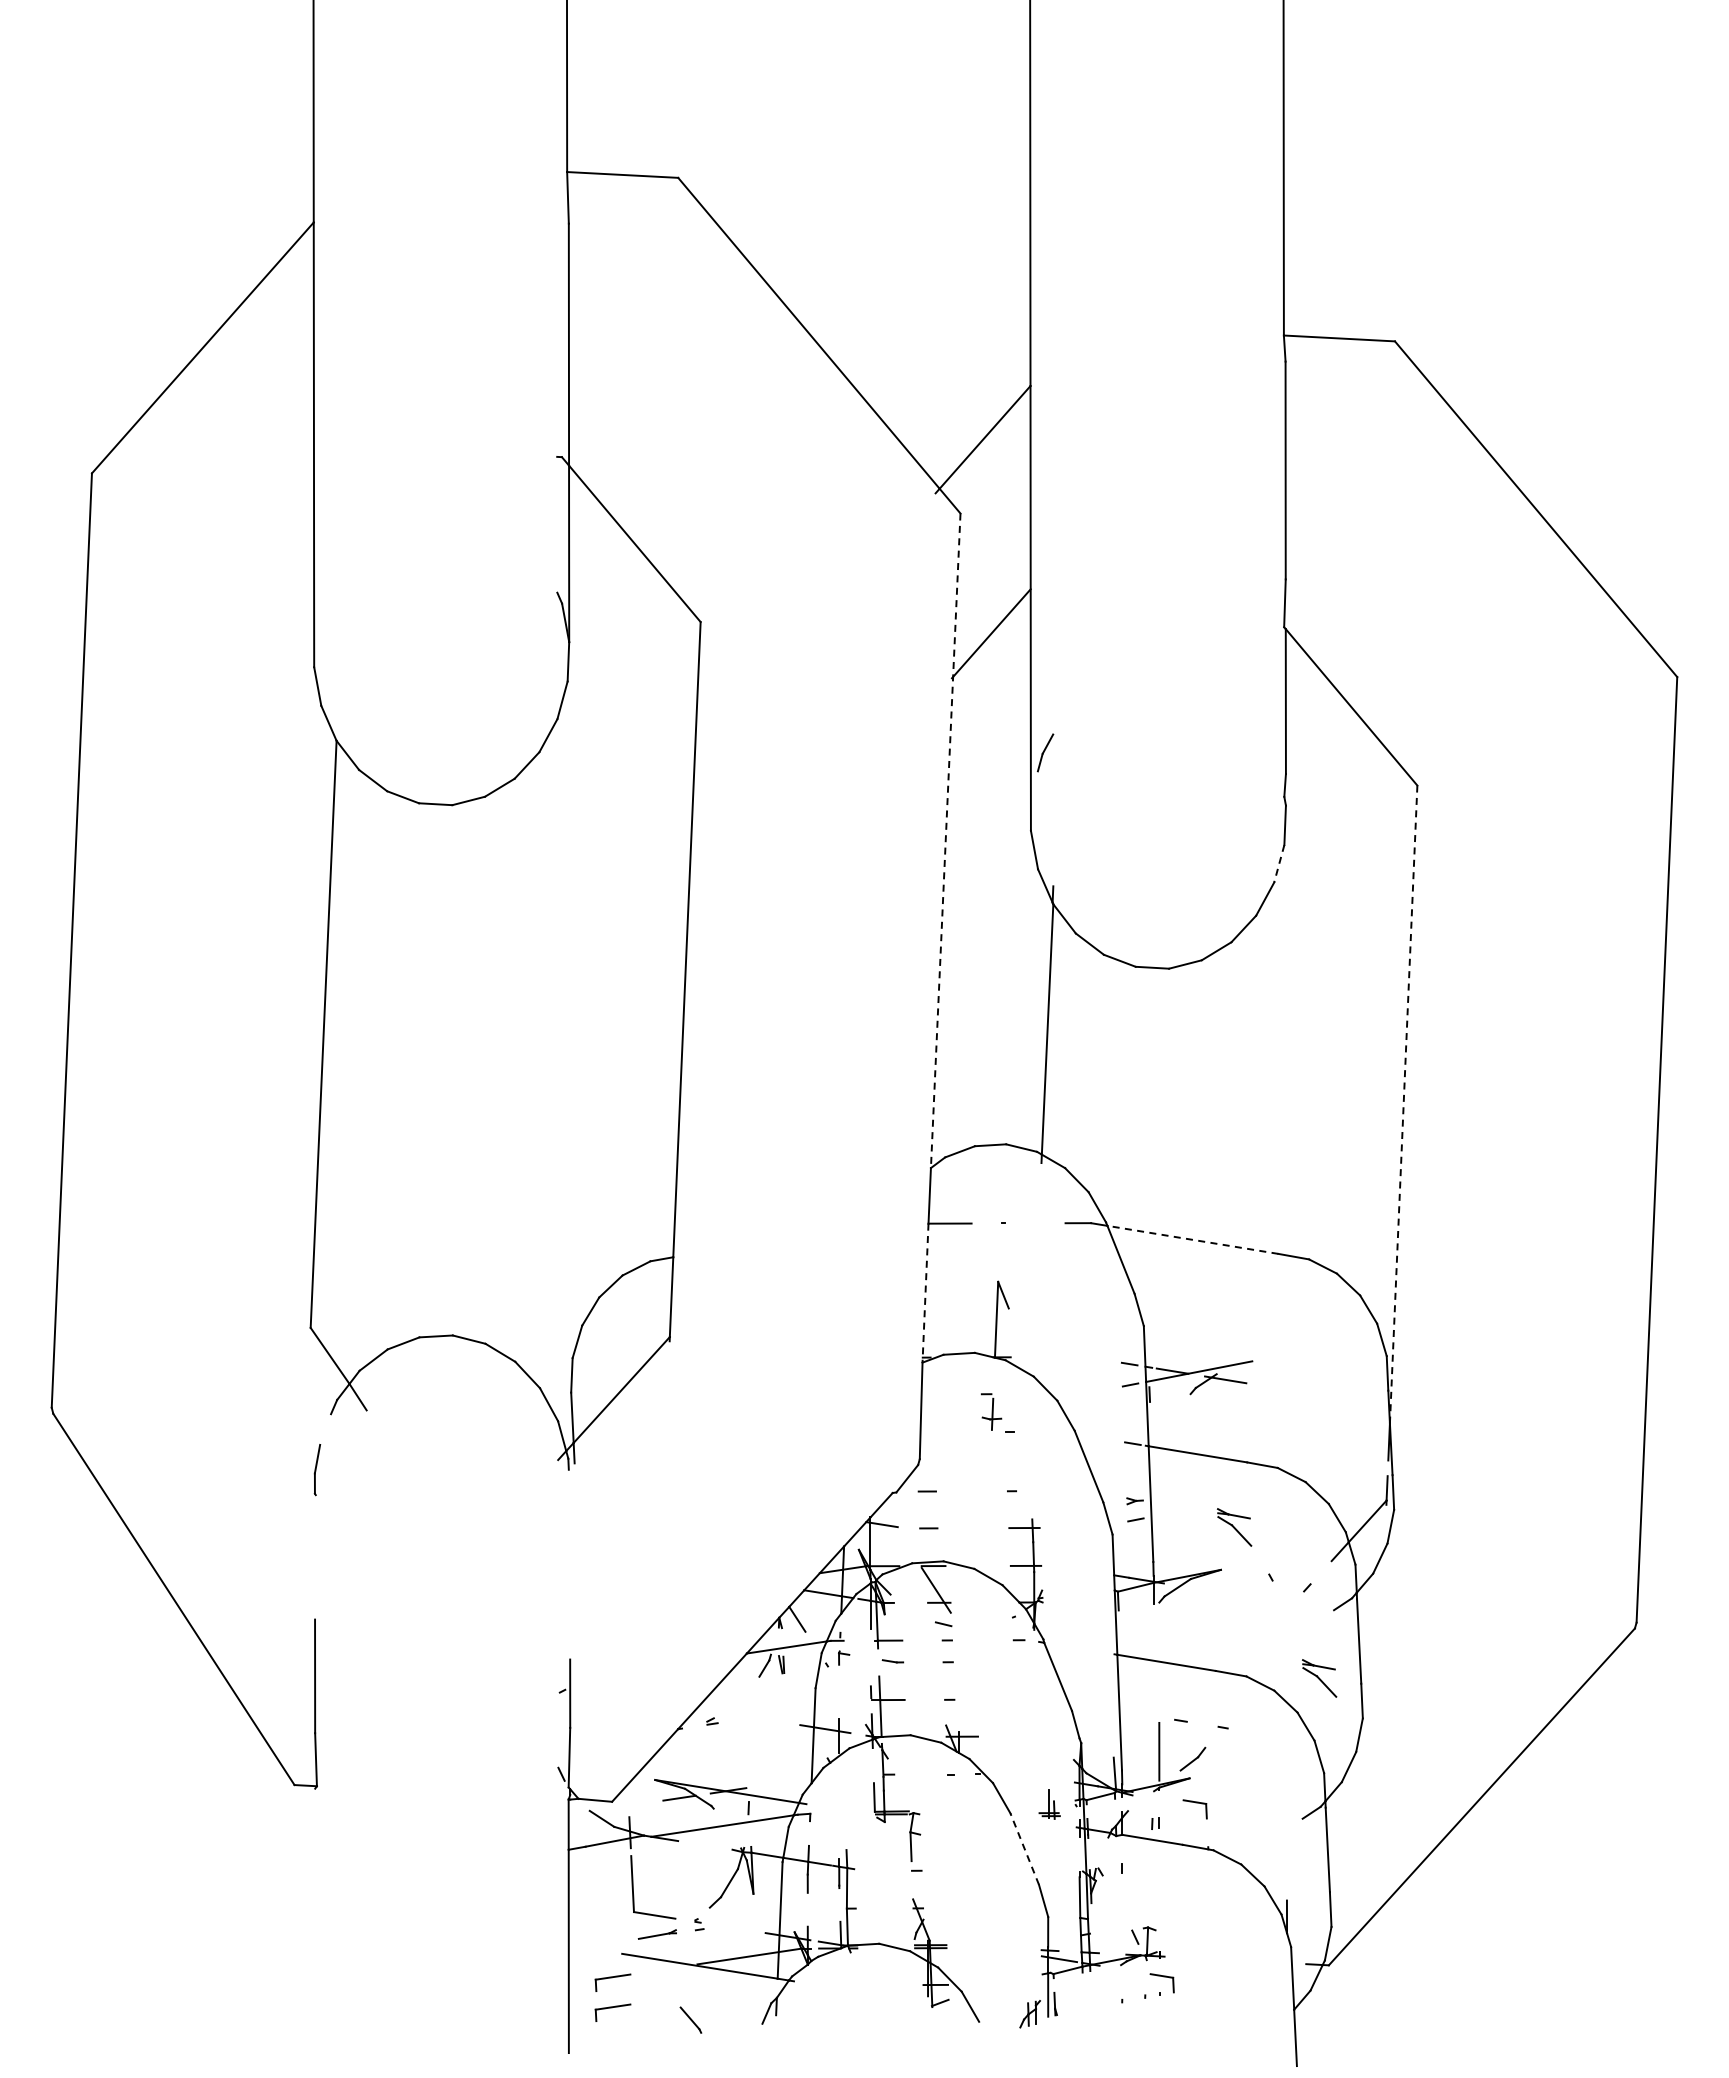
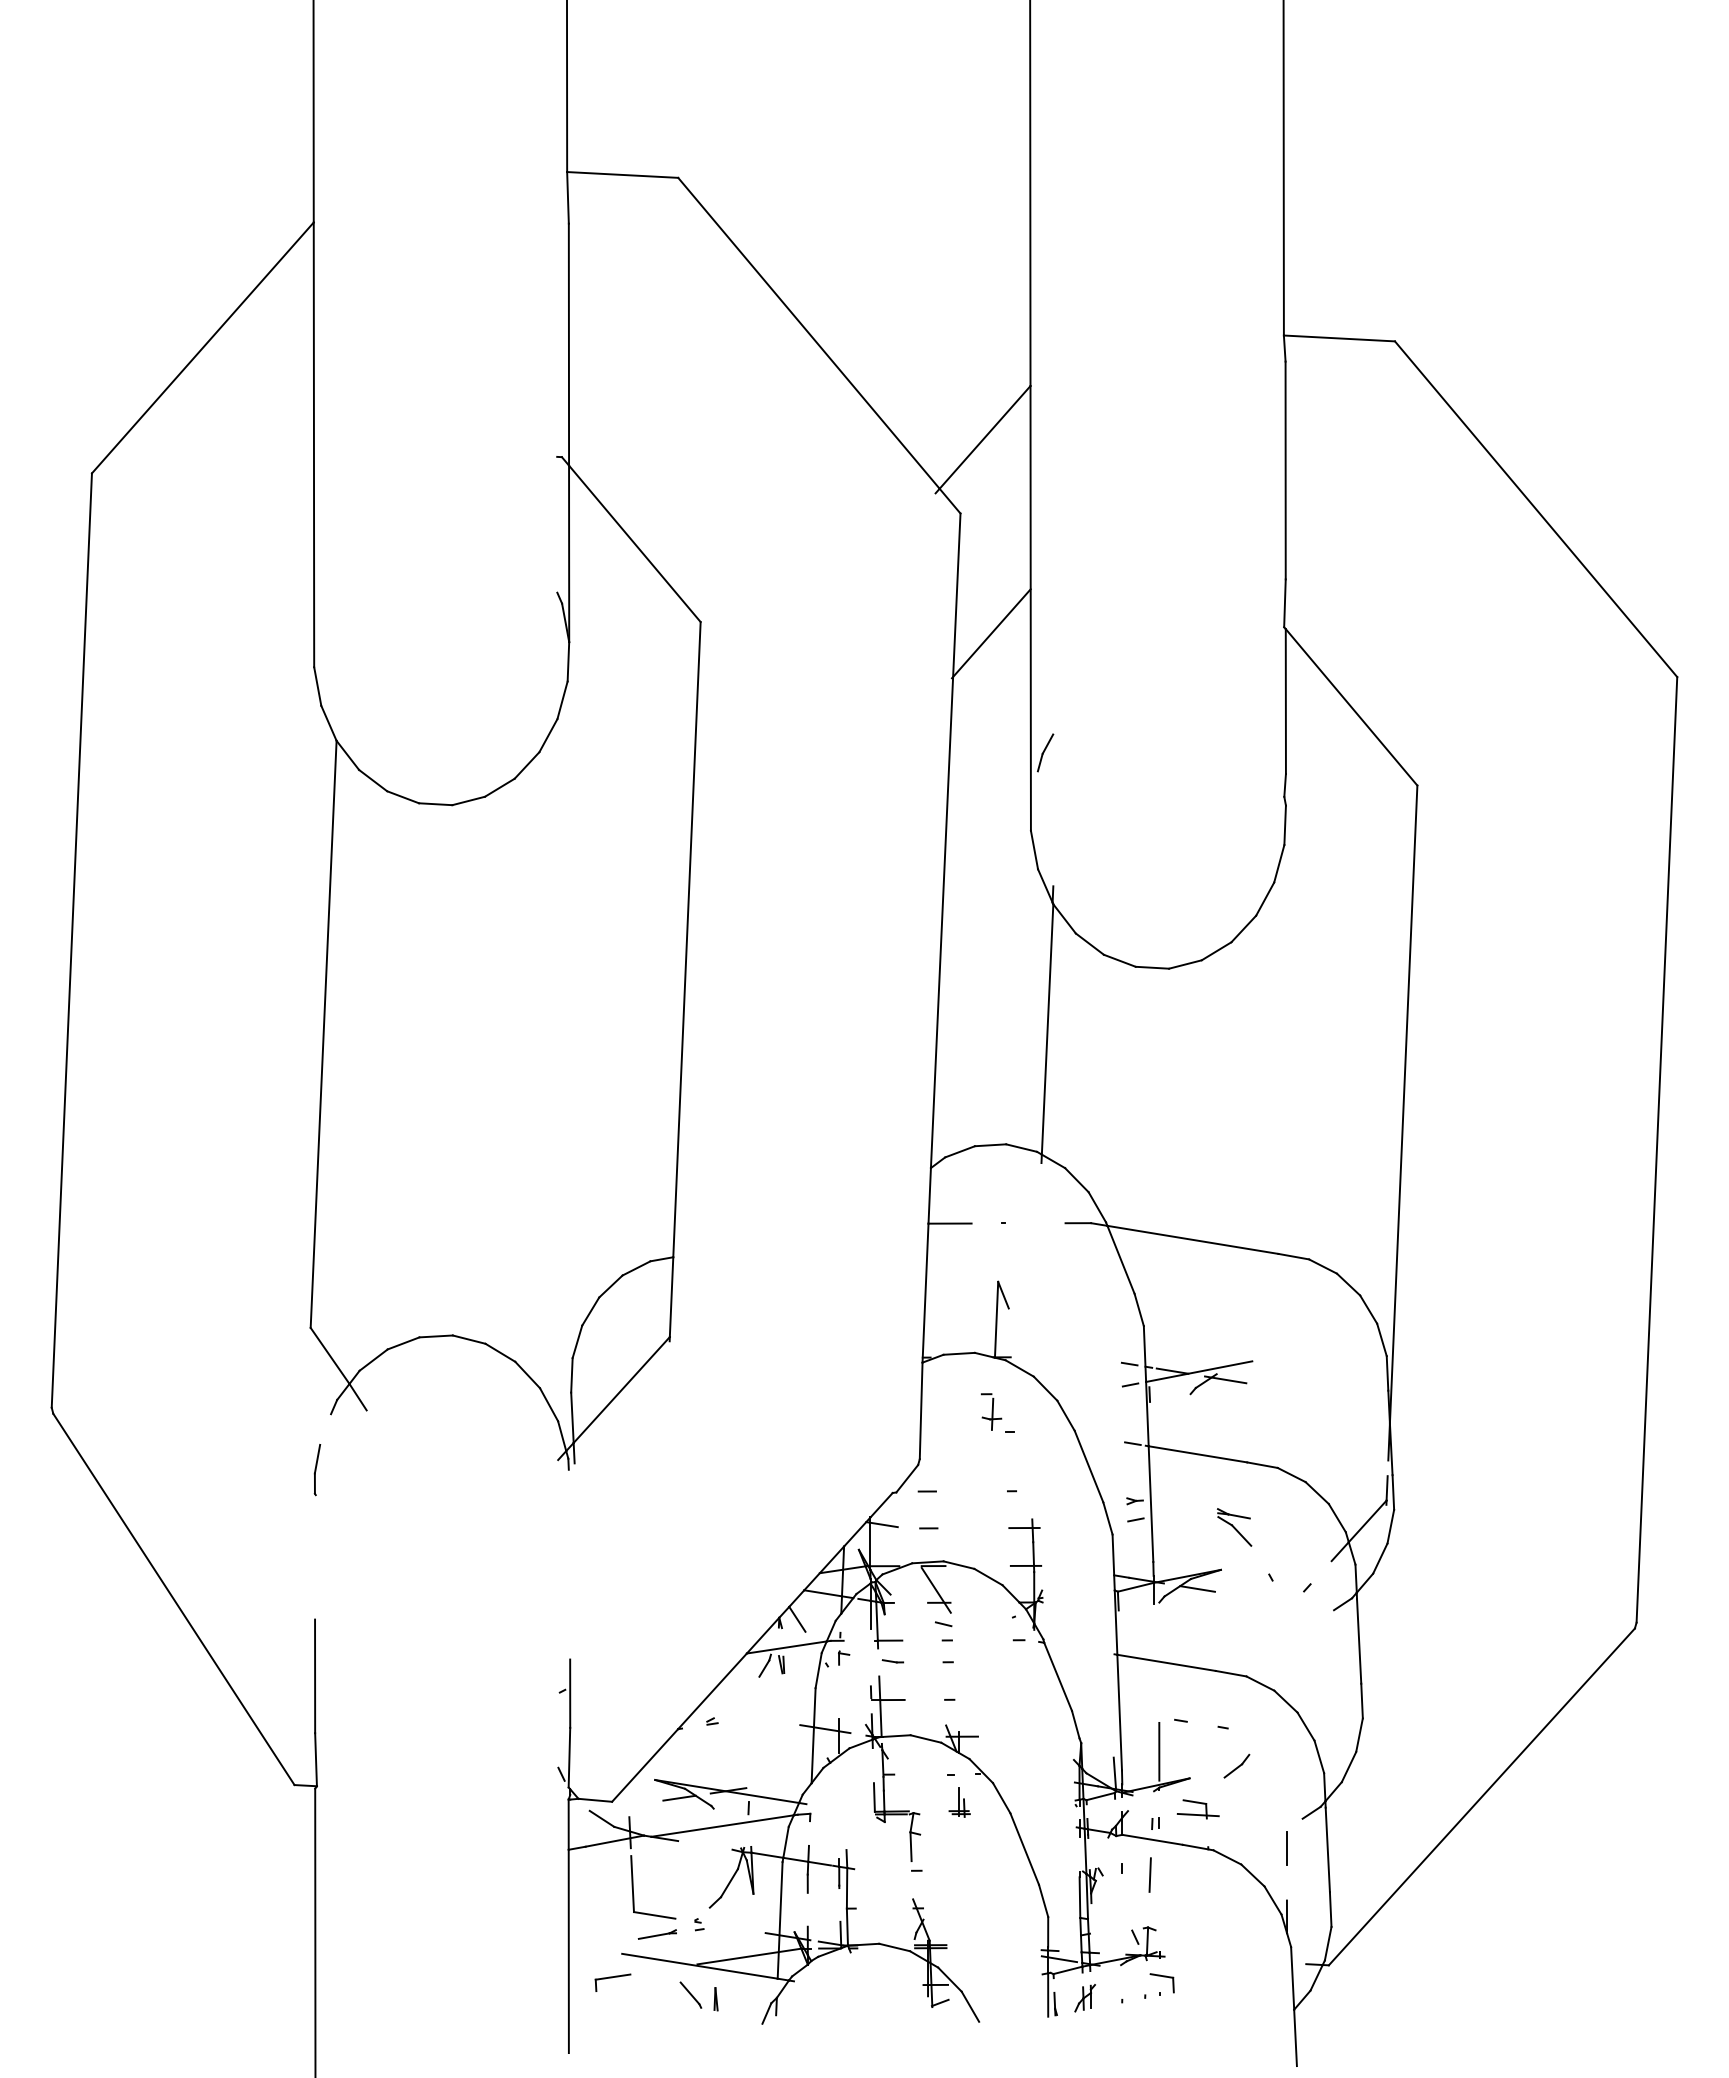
line: dashed -> solid (945, 840)
line: dashed -> solid (1279, 864)
line: dashed -> solid (1403, 1105)
line: dashed -> solid (1192, 1239)
line: dashed -> solid (925, 1293)
line: none -> present (1197, 1588)
part: present -> none (1319, 1678)
part position: (1192, 1758) -> (1236, 1765) (1236, 1765)
part position: (1049, 1804) -> (959, 1802) (959, 1802)
line: none -> present (1197, 1814)
line: none -> present (1286, 1848)
line: dashed -> solid (1024, 1849)
line: none -> present (1149, 1874)
line: none -> present (315, 1931)
part: none -> present (715, 1999)
part: present -> none (612, 2012)
part position: (1029, 2014) -> (1084, 1998) (1084, 1998)
line position: (690, 2019) -> (690, 1994) (690, 1994)
